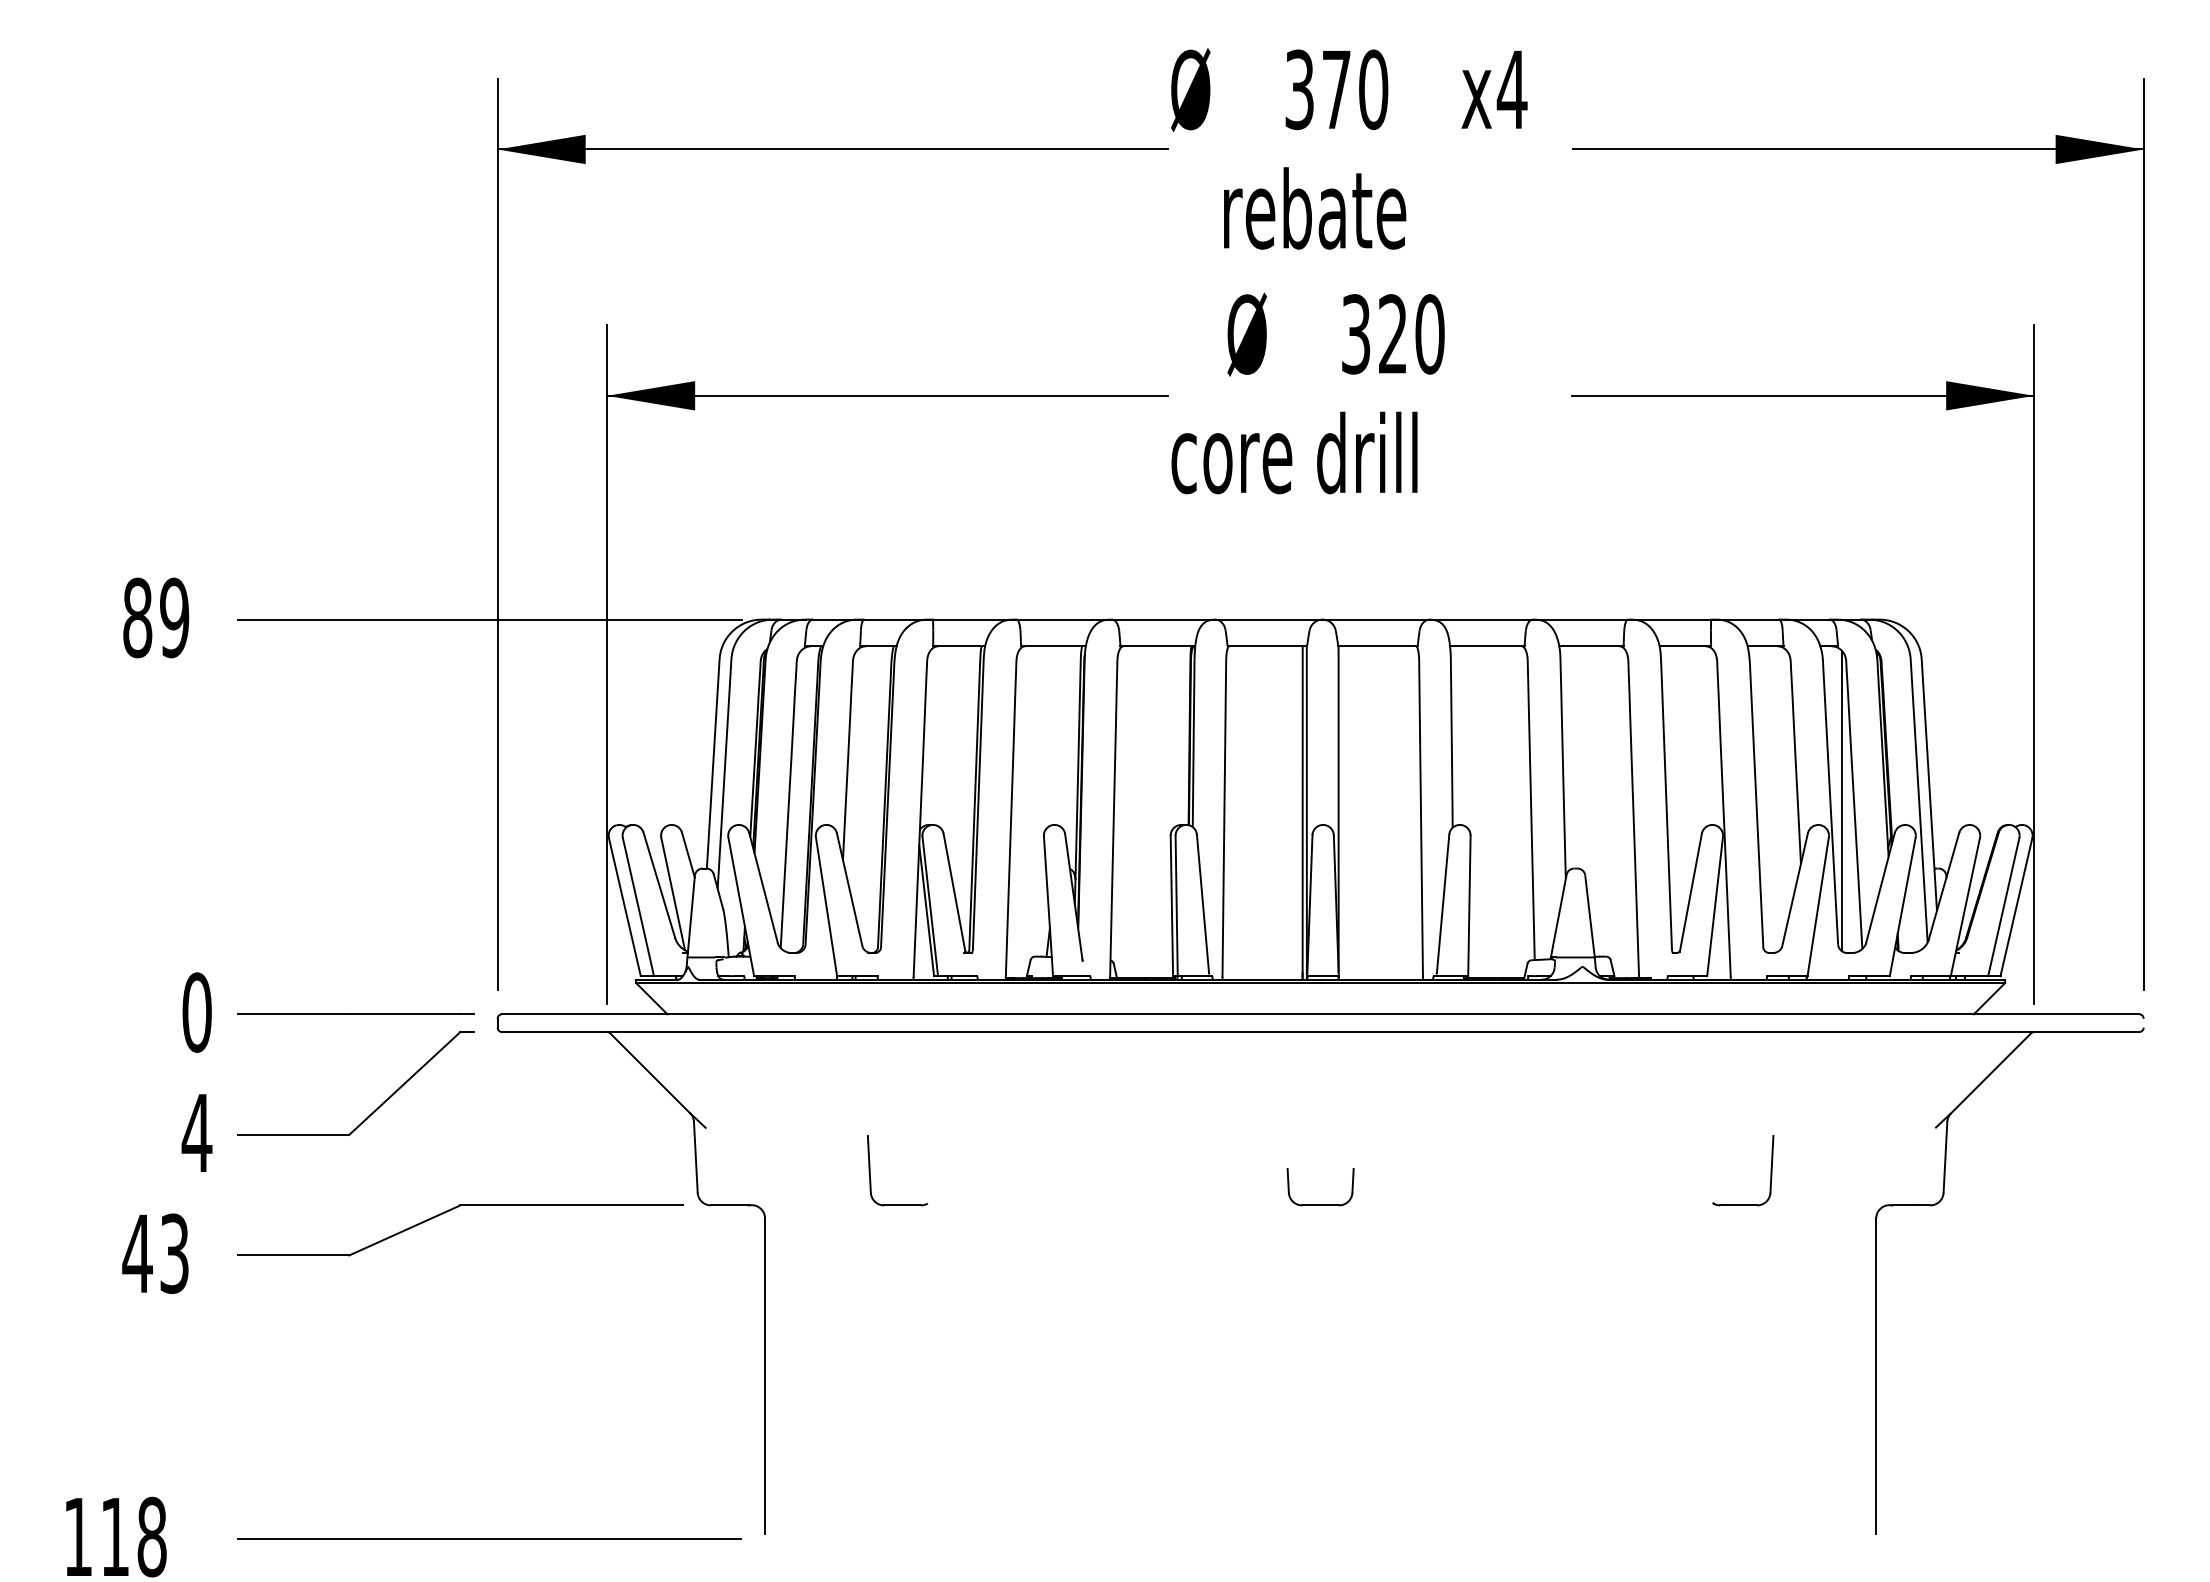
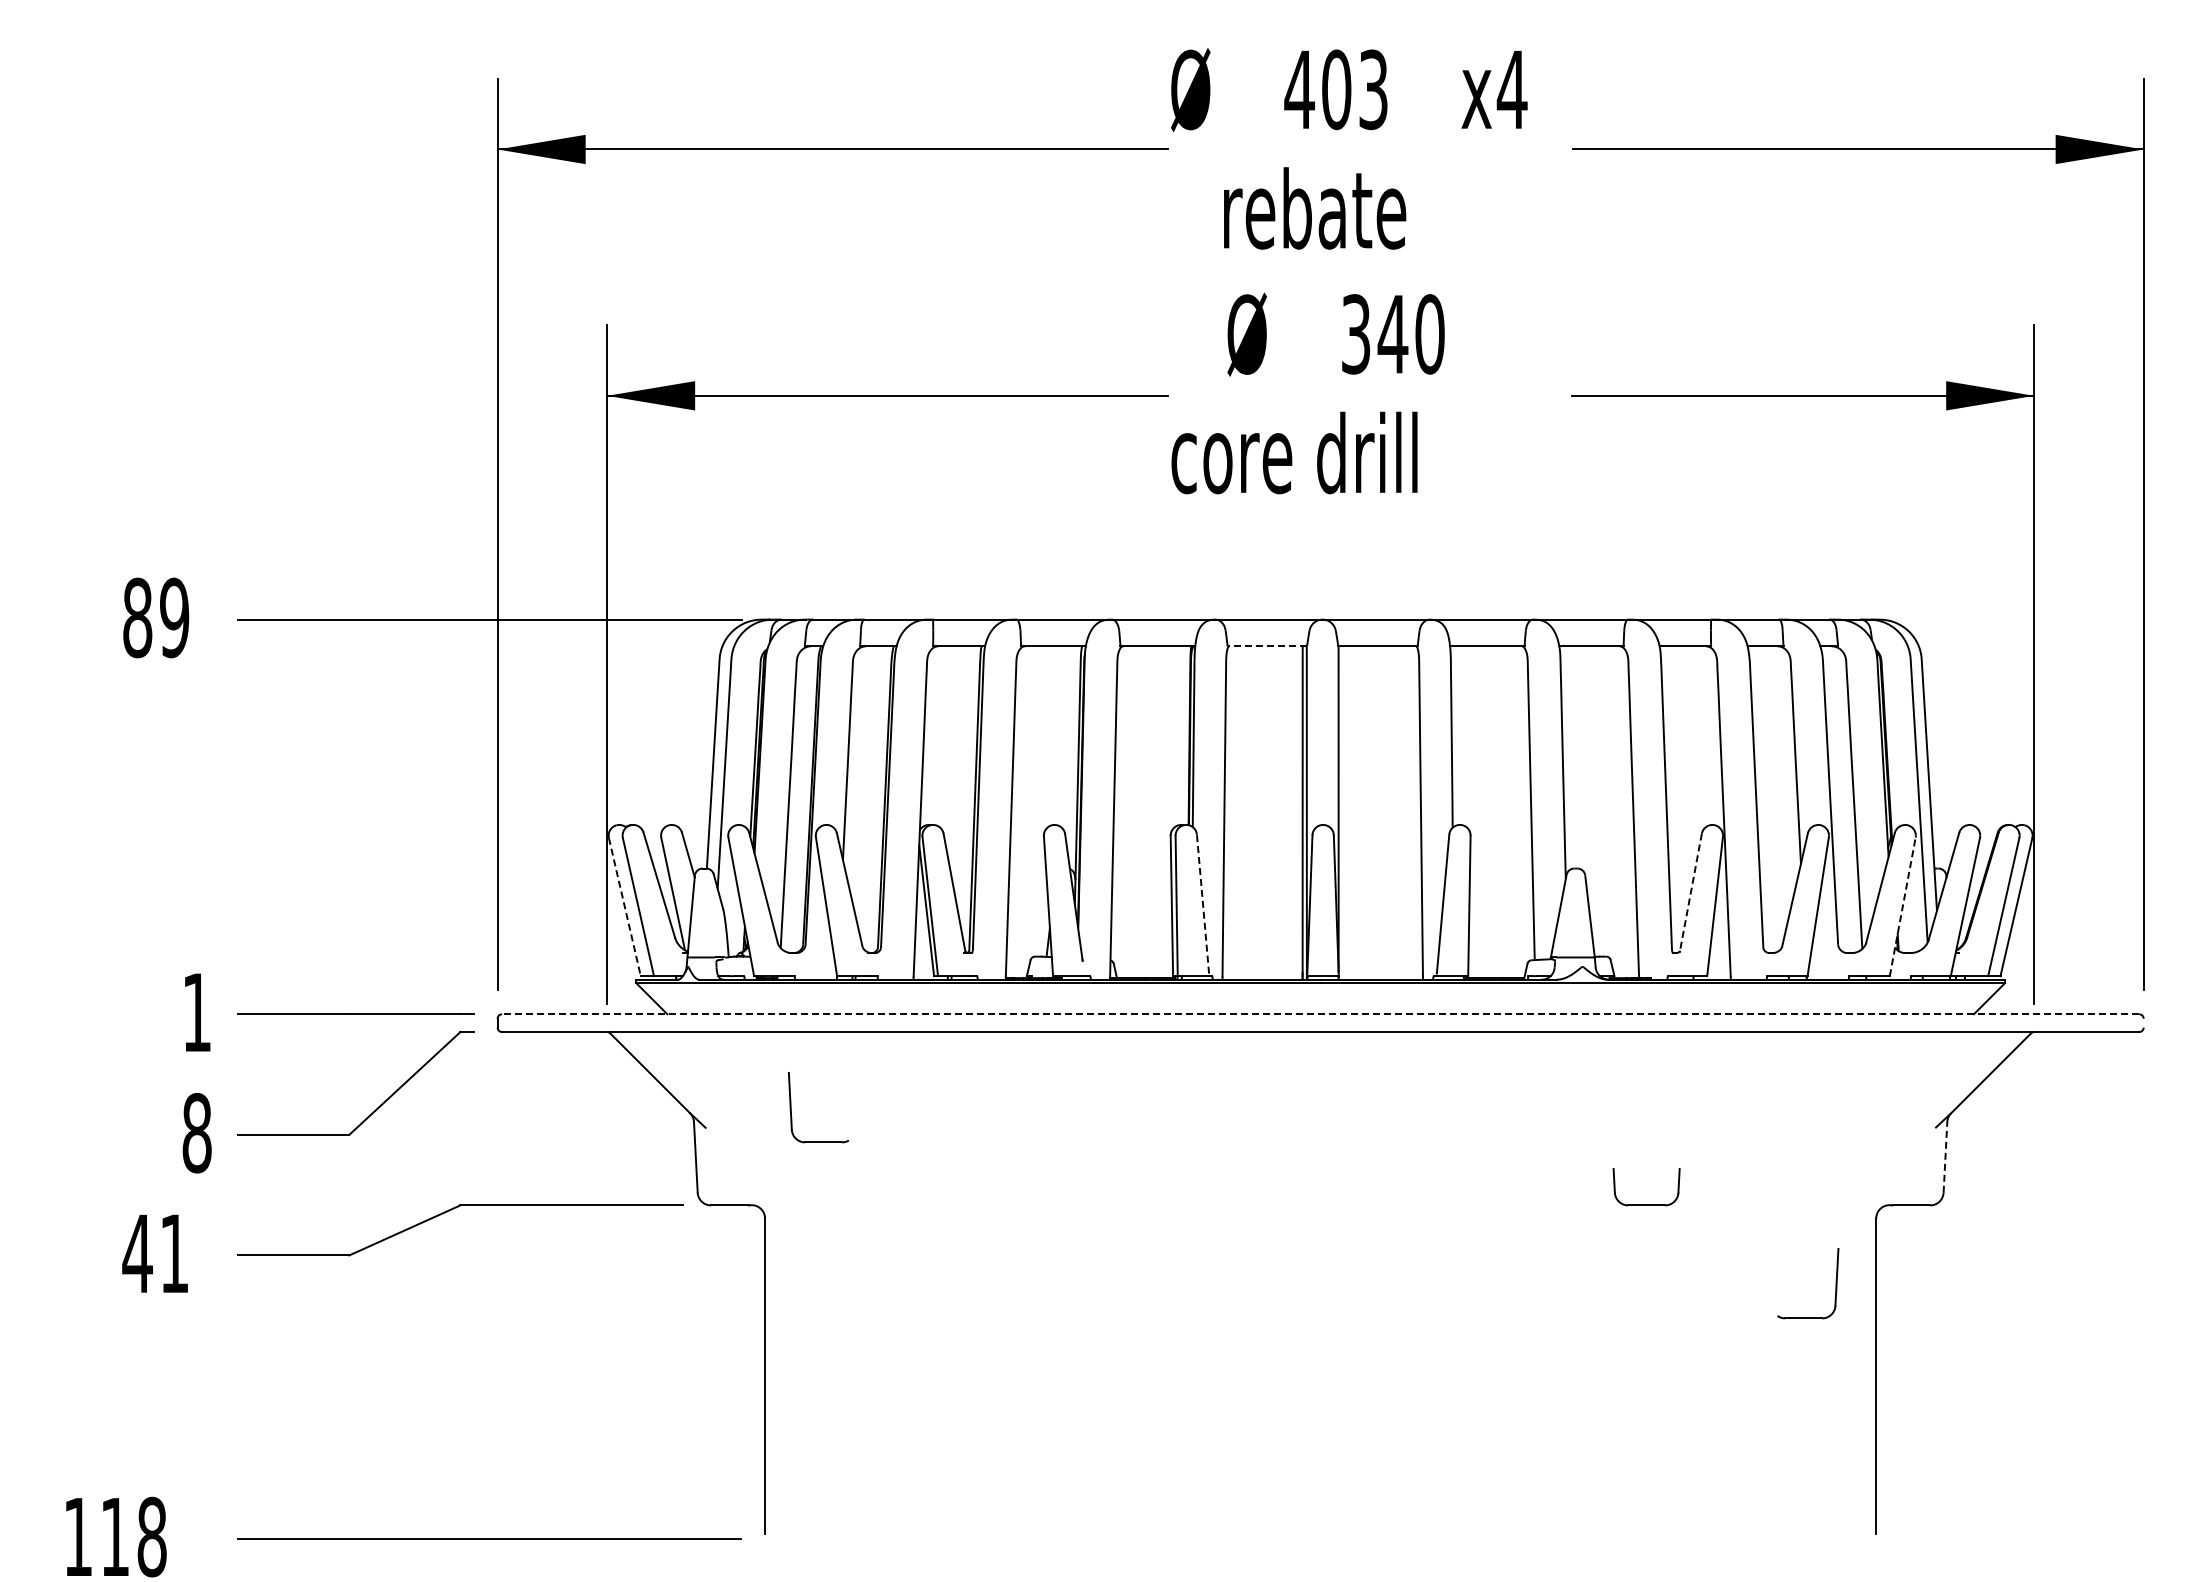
text: 370 -> 403 (1336, 89)
text: 320 -> 340 (1392, 333)
line: solid -> dashed (1267, 646)
line: present -> none (1842, 801)
line: solid -> dashed (1690, 893)
line: solid -> dashed (1203, 904)
line: solid -> dashed (1902, 906)
line: solid -> dashed (624, 907)
text: 0 -> 1 (196, 1012)
line: solid -> dashed (1320, 1014)
text: 4 -> 8 (196, 1132)
line: solid -> dashed (1945, 1156)
part position: (870, 1170) -> (791, 1107) (791, 1107)
part position: (1770, 1170) -> (1835, 1283) (1835, 1283)
part position: (1320, 1204) -> (1646, 1204) (1646, 1204)
text: 43 -> 41 (174, 1253)
